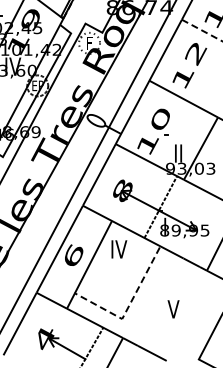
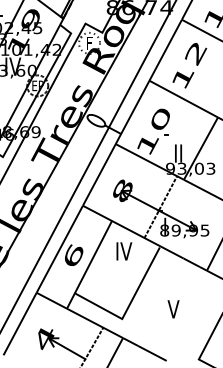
line: dashed -> solid (202, 30)
text position: (119, 249) -> (124, 251) (124, 251)
line: dashed -> solid (128, 307)
